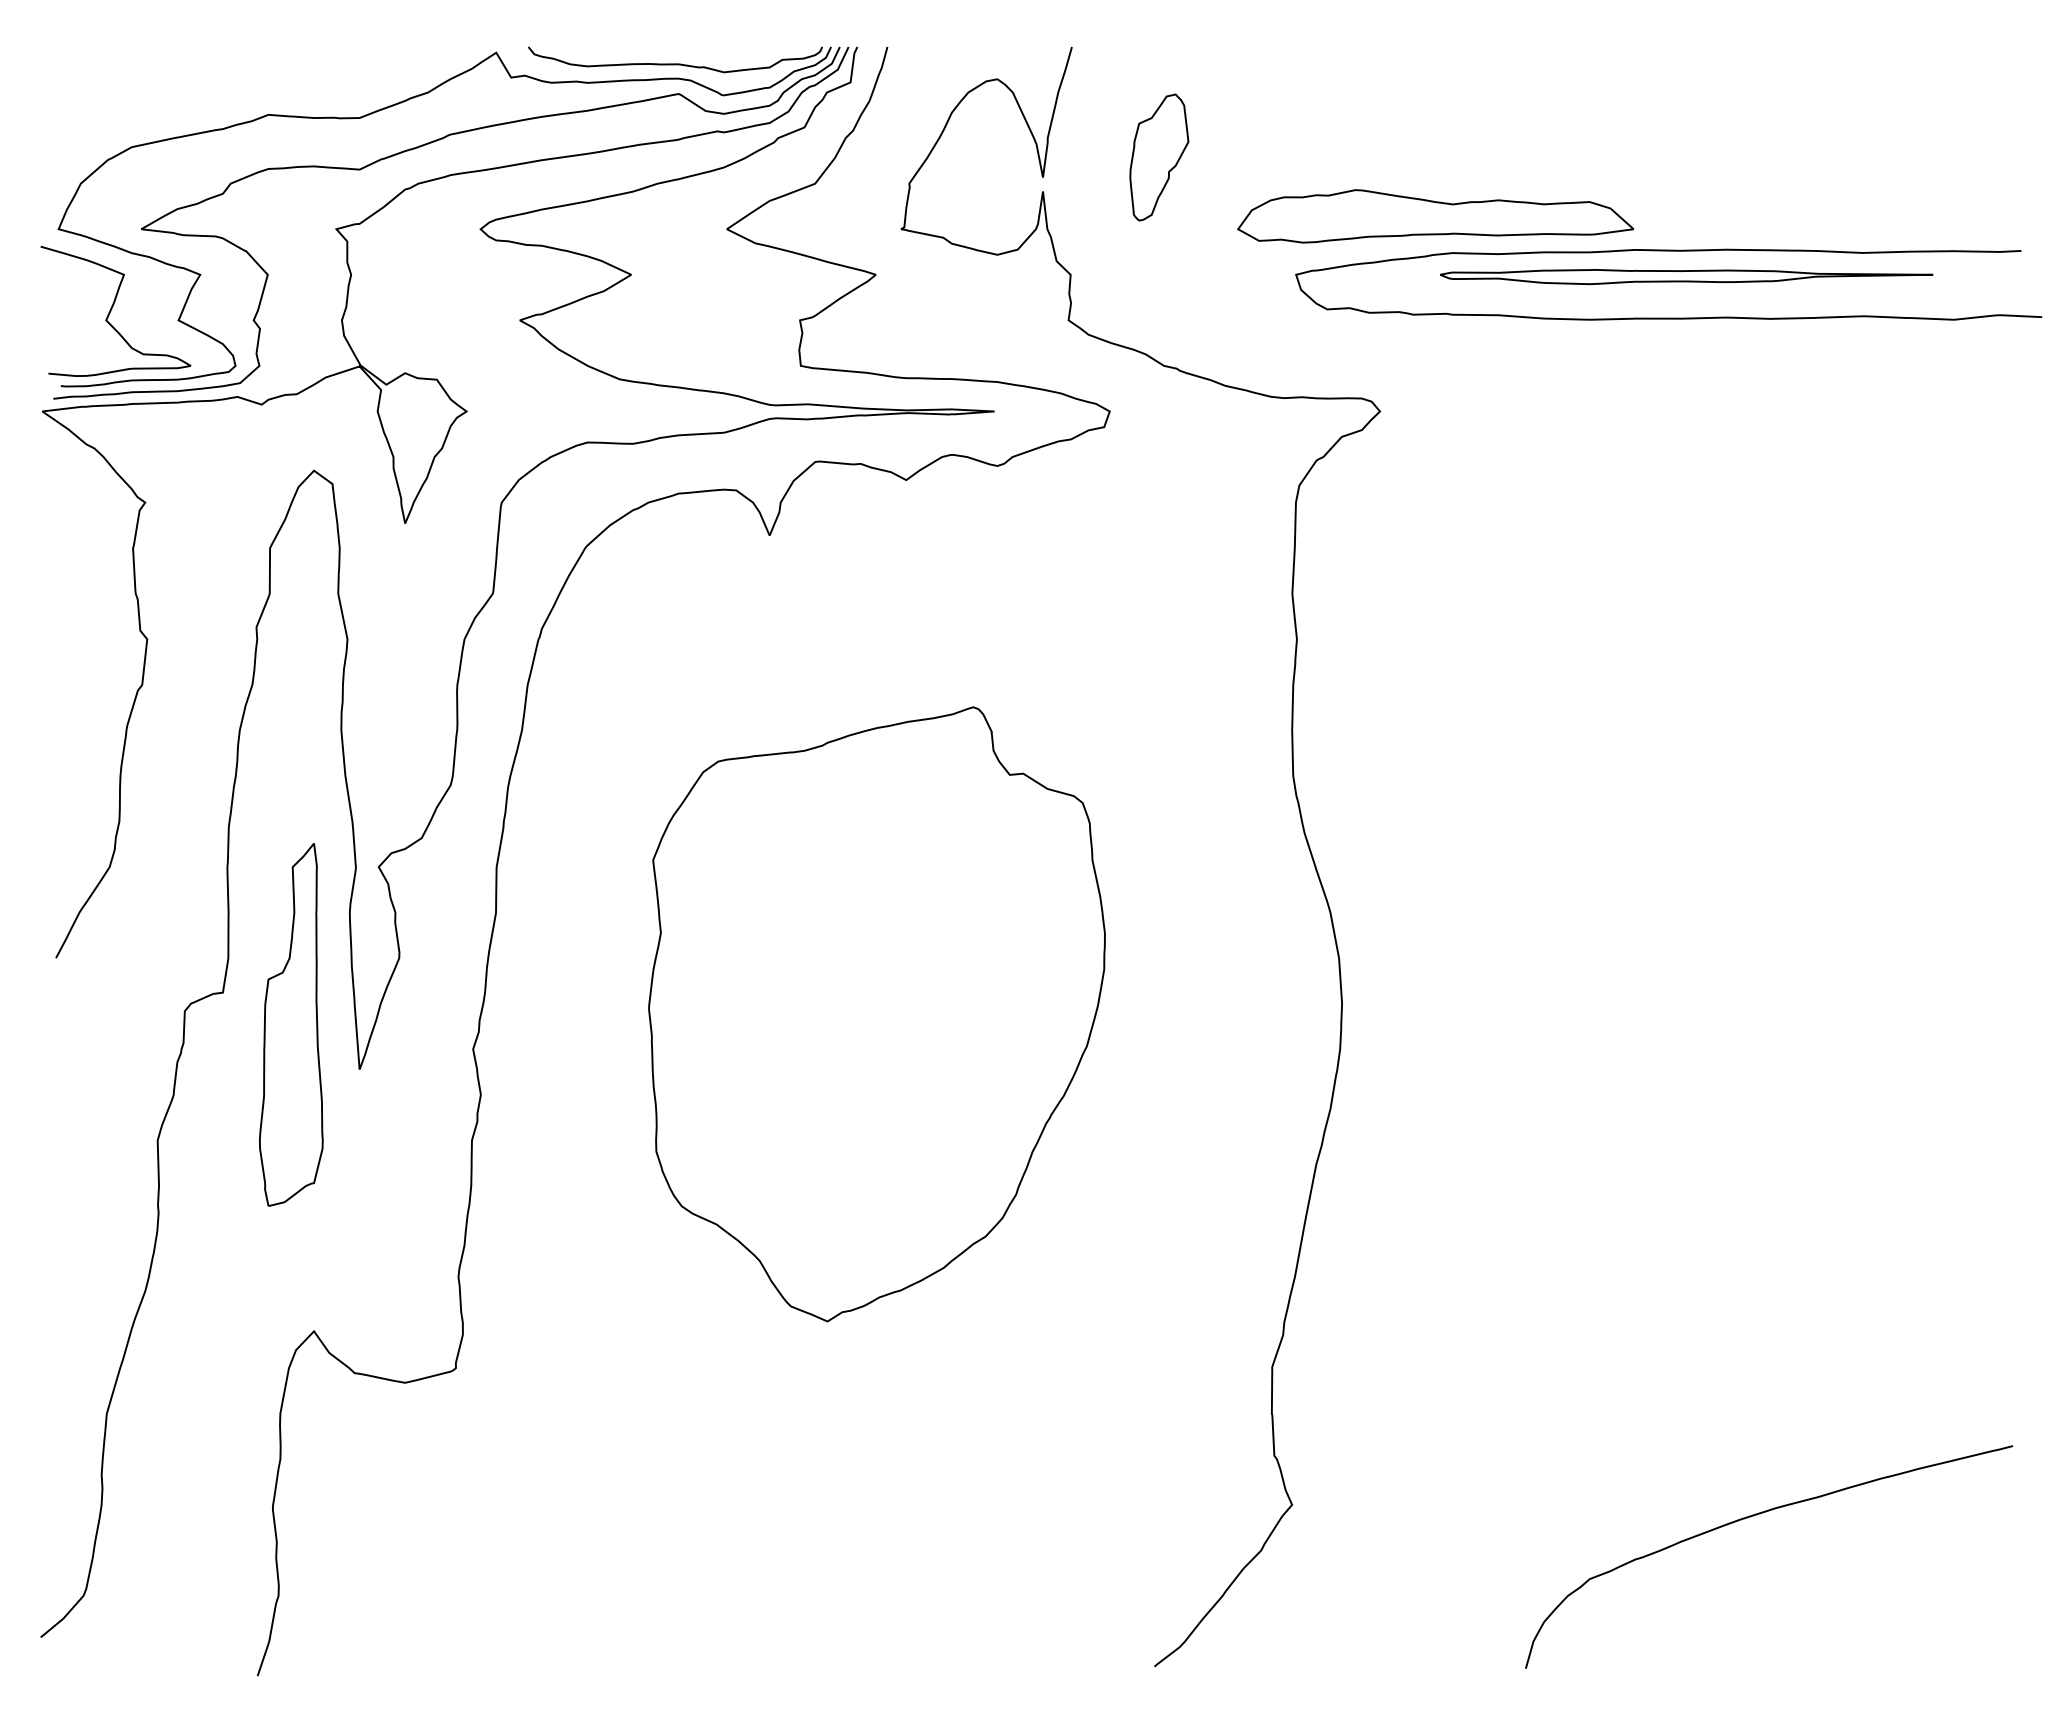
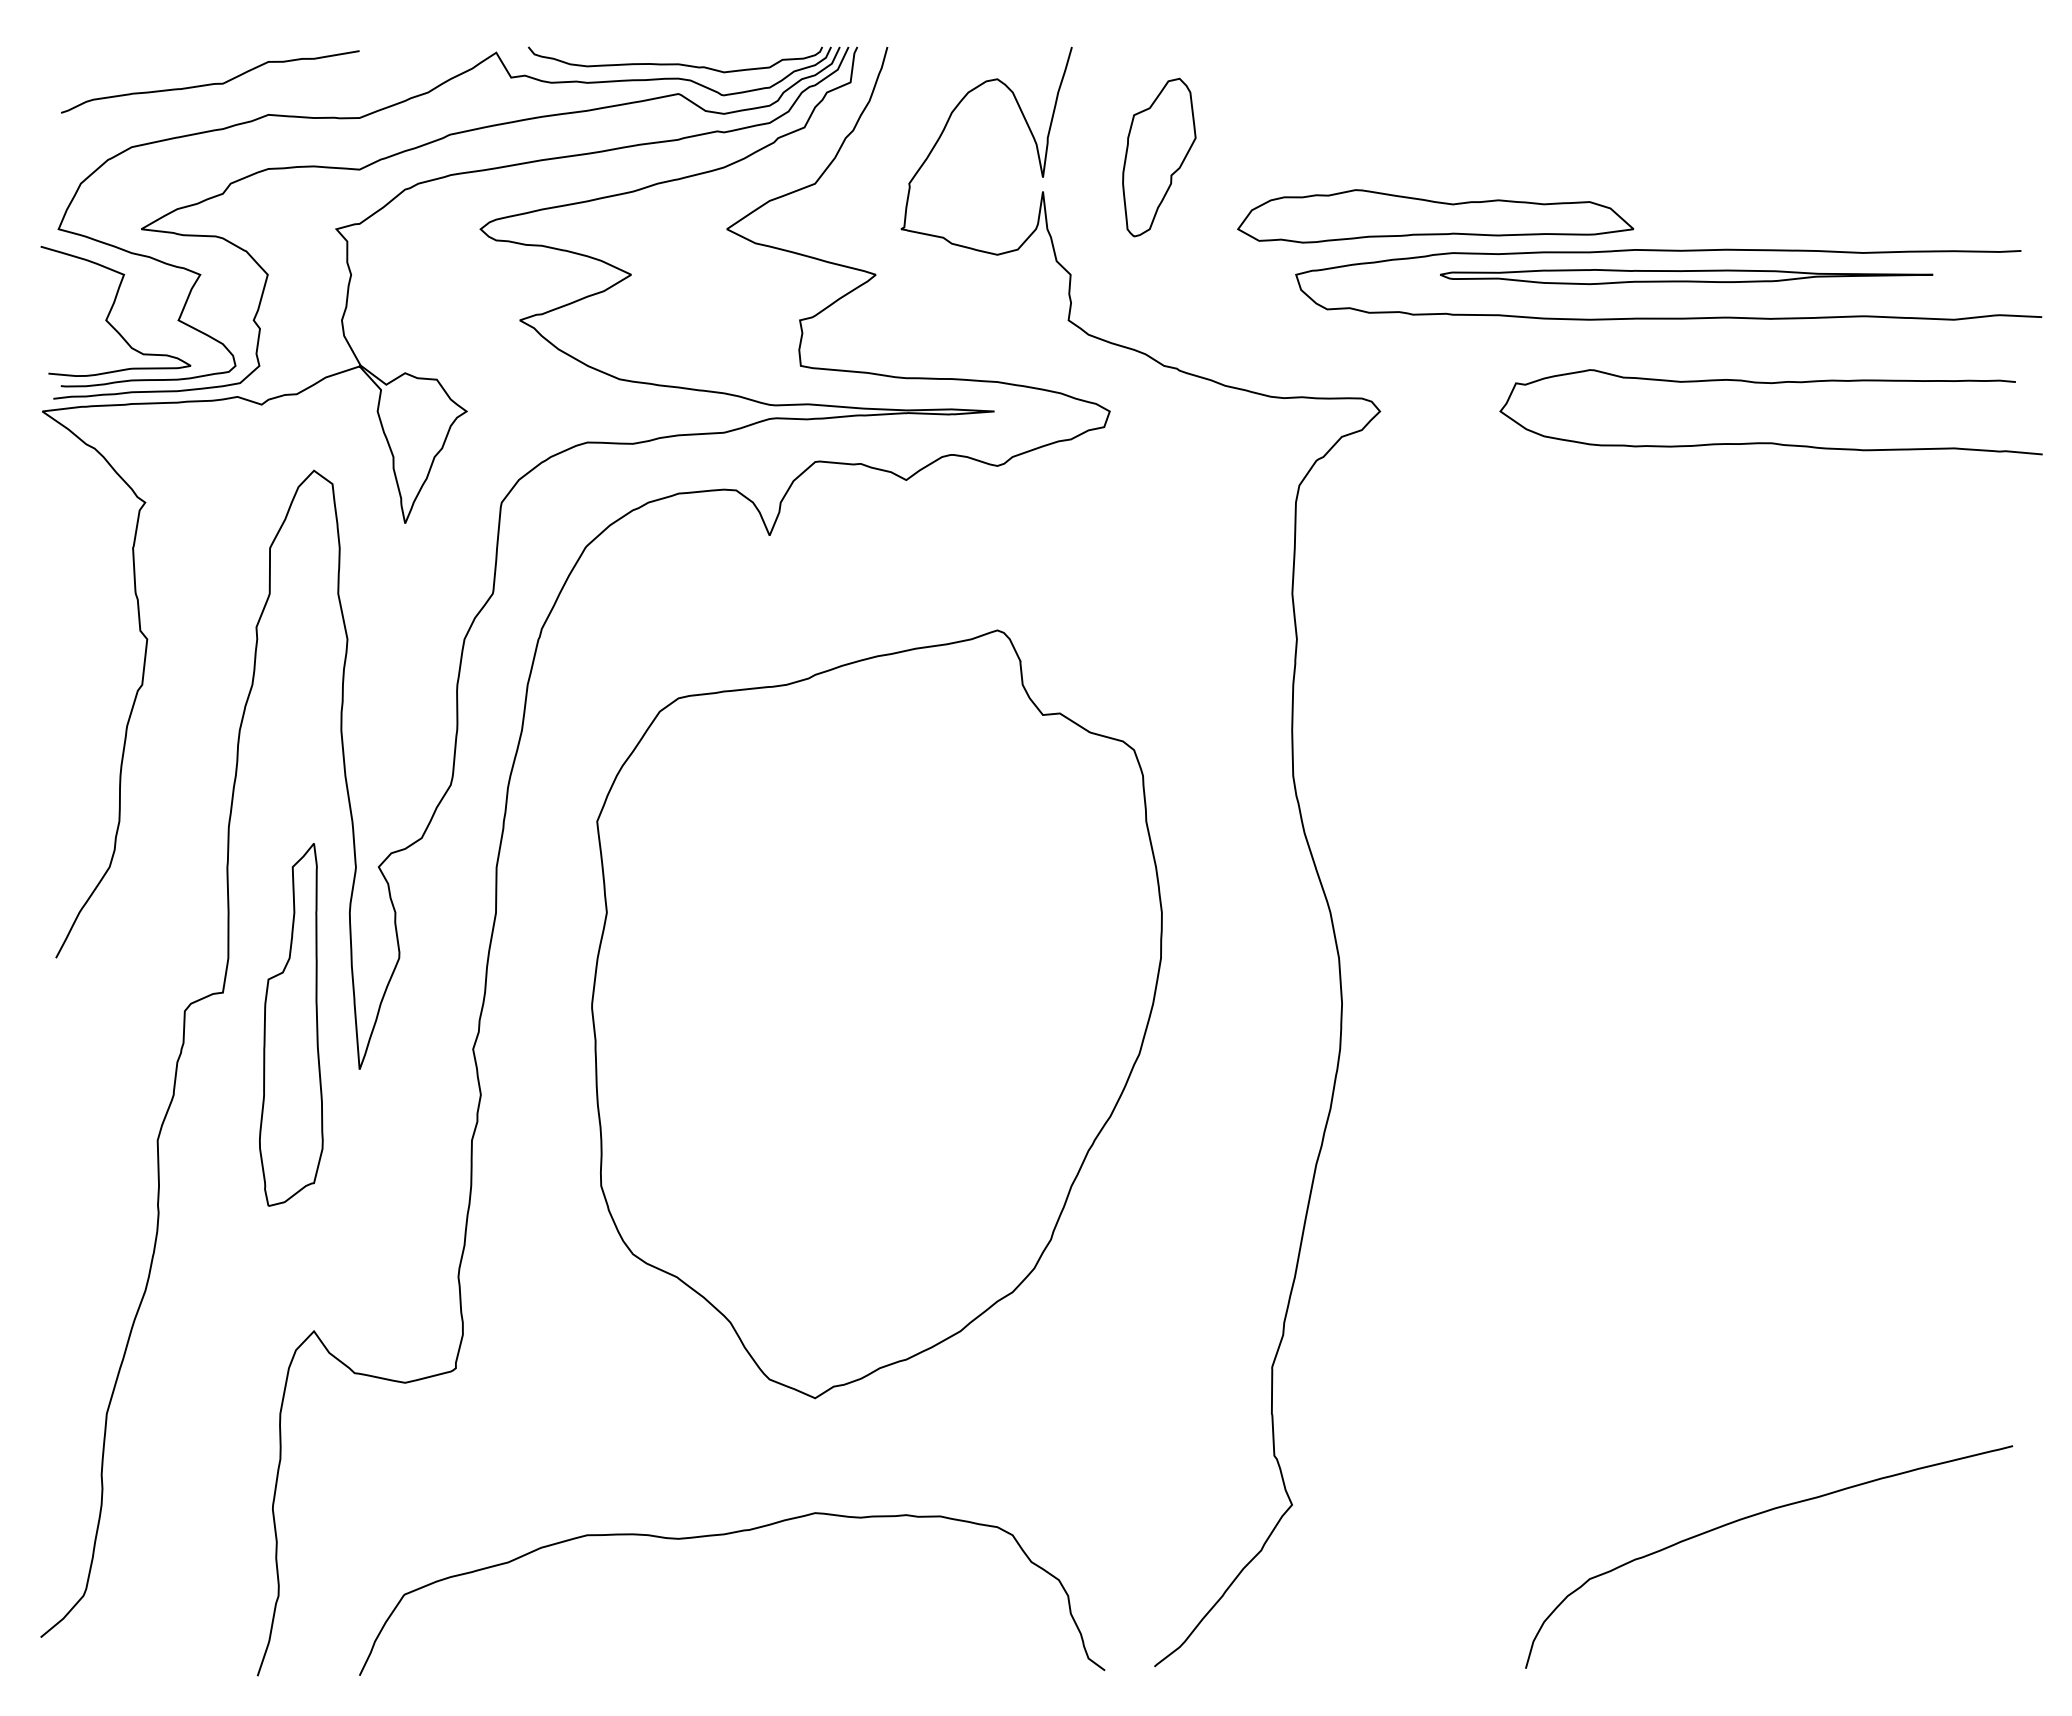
curve: none -> present (210, 83)
part size: 61x129 px -> 75x161 px (1159, 157)
curve: none -> present (1771, 384)
part size: 458x617 px -> 572x771 px (876, 1014)
curve: none -> present (724, 1535)
